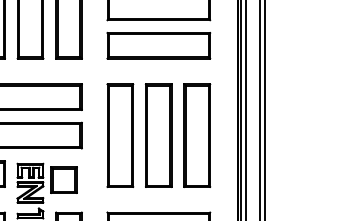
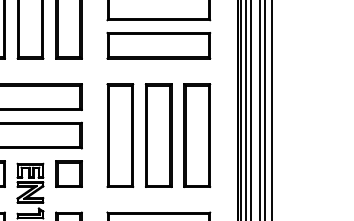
line: none -> present (251, 109)
line: none -> present (271, 109)
part position: (63, 179) -> (68, 173) (68, 173)
